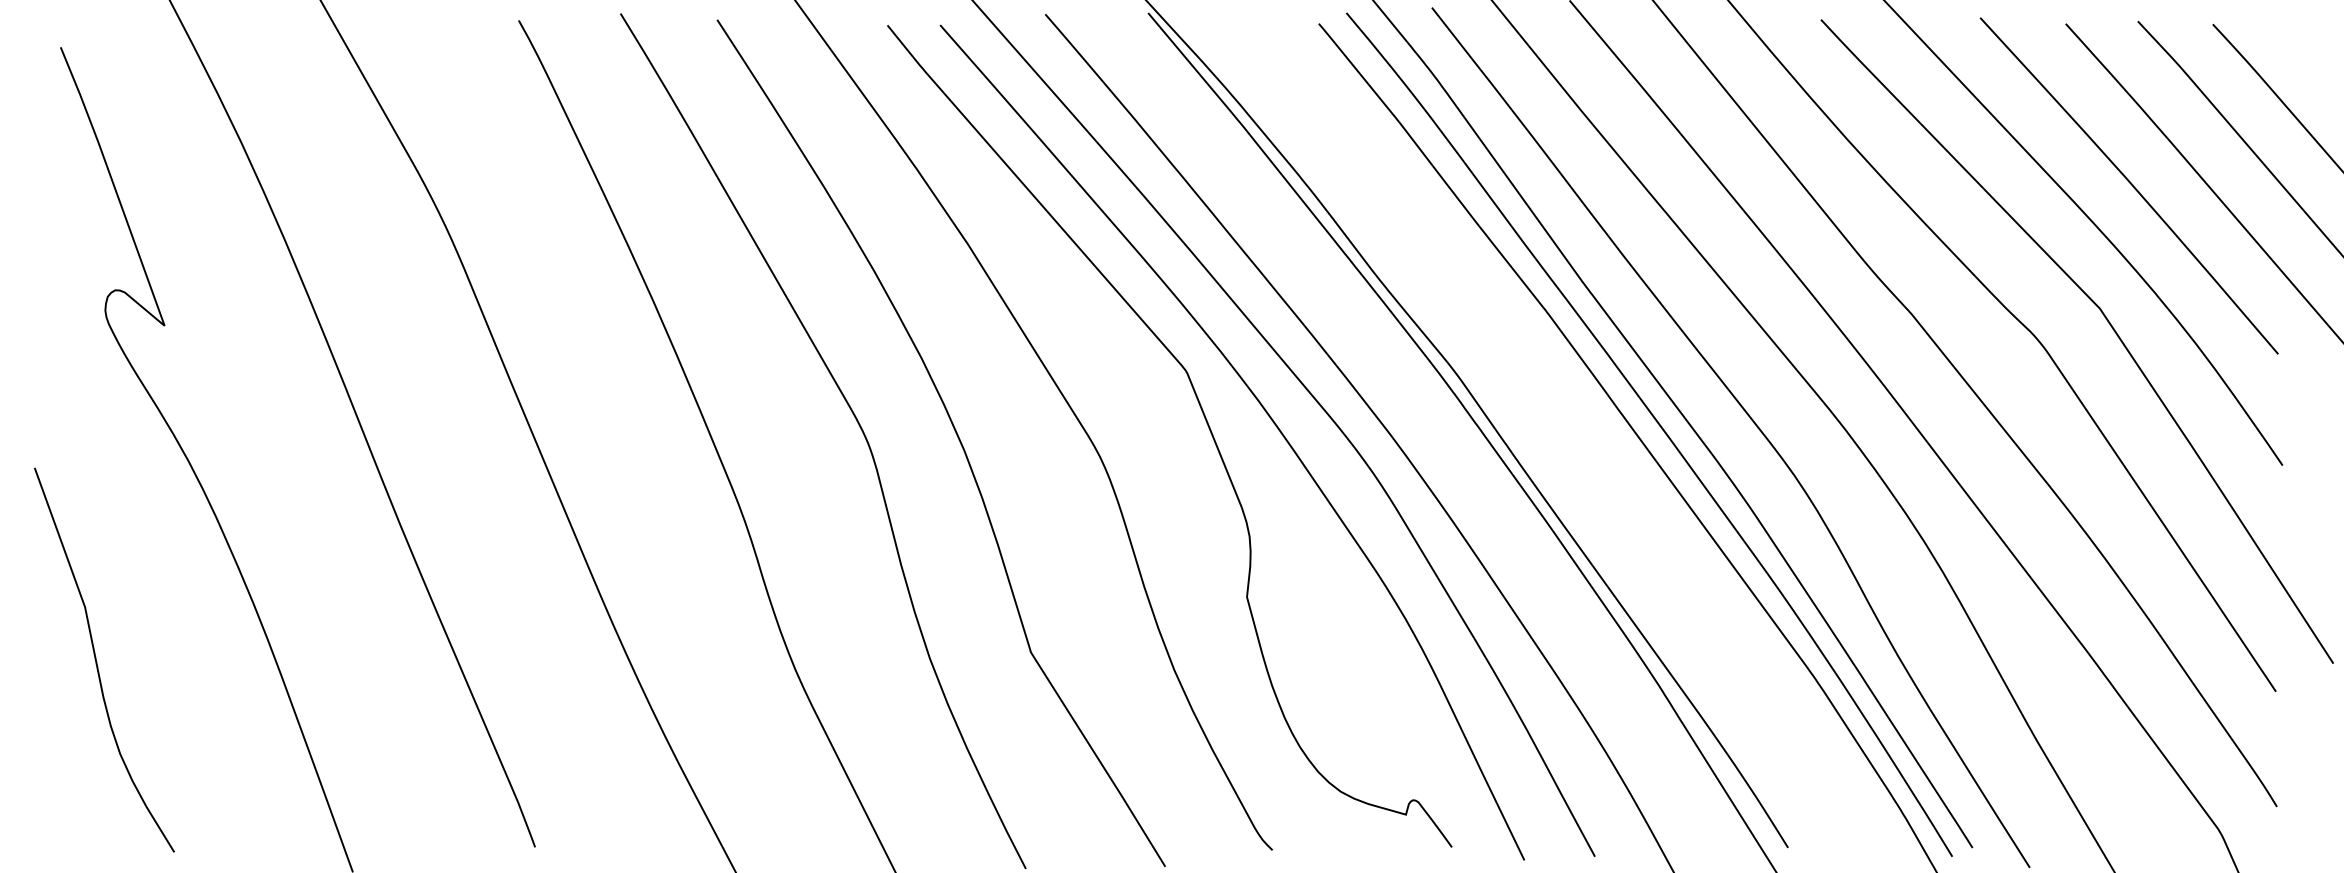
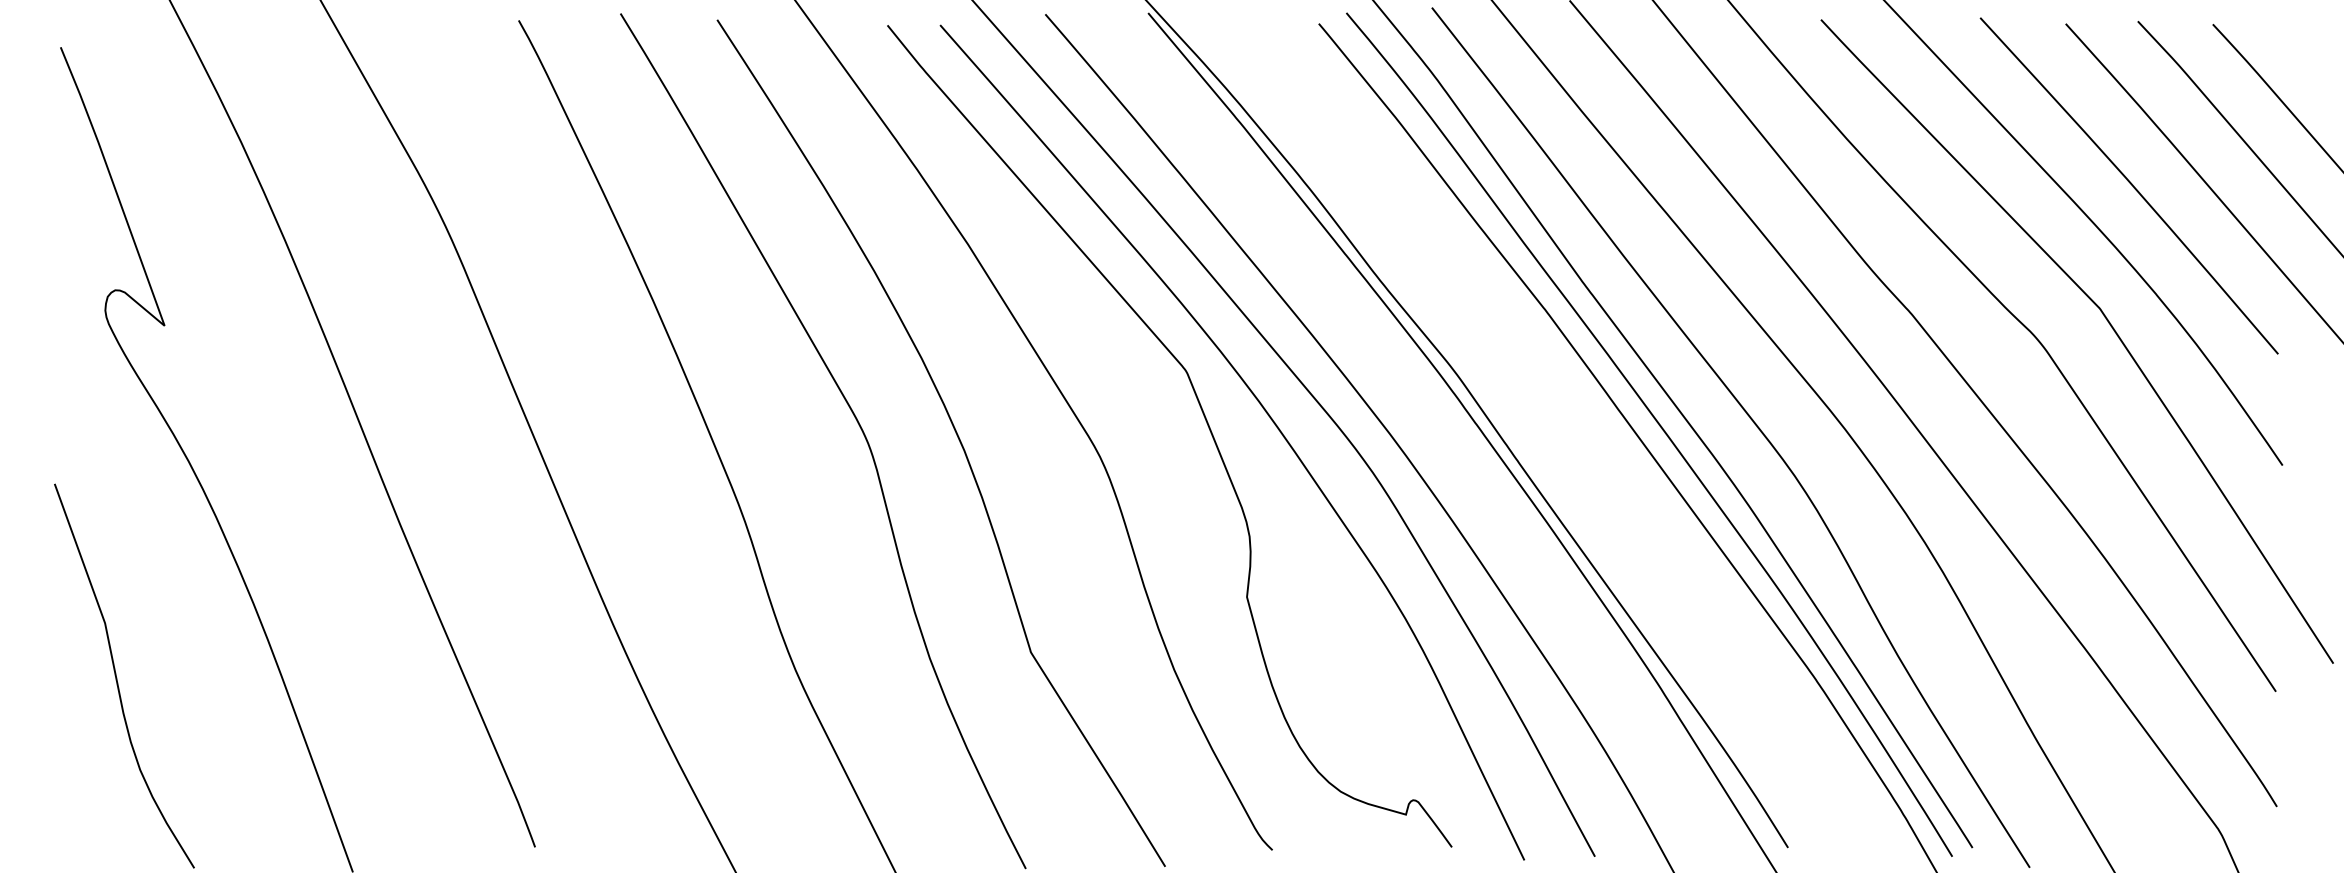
curve position: (97, 661) -> (117, 677) (117, 677)
